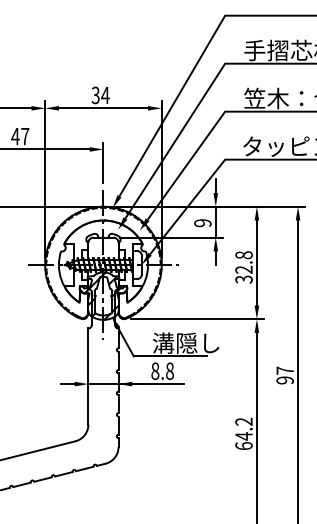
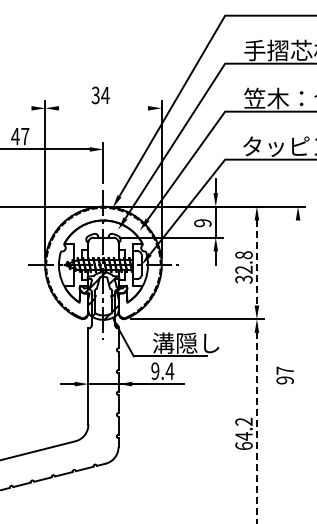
line: present -> none (16, 108)
line: present -> none (103, 108)
line: solid -> dashed (256, 263)
text: 8.8 -> 9.4 (162, 370)
line: present -> none (298, 370)
line: solid -> dashed (256, 427)
